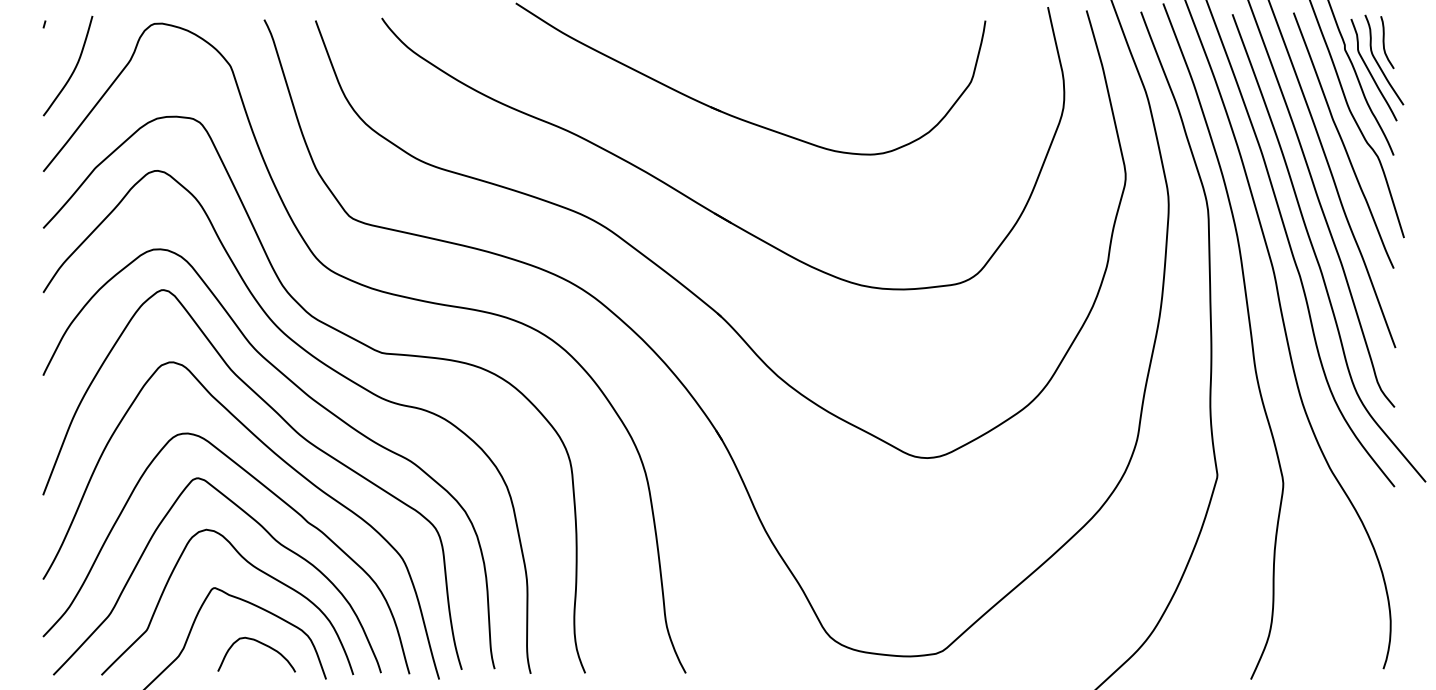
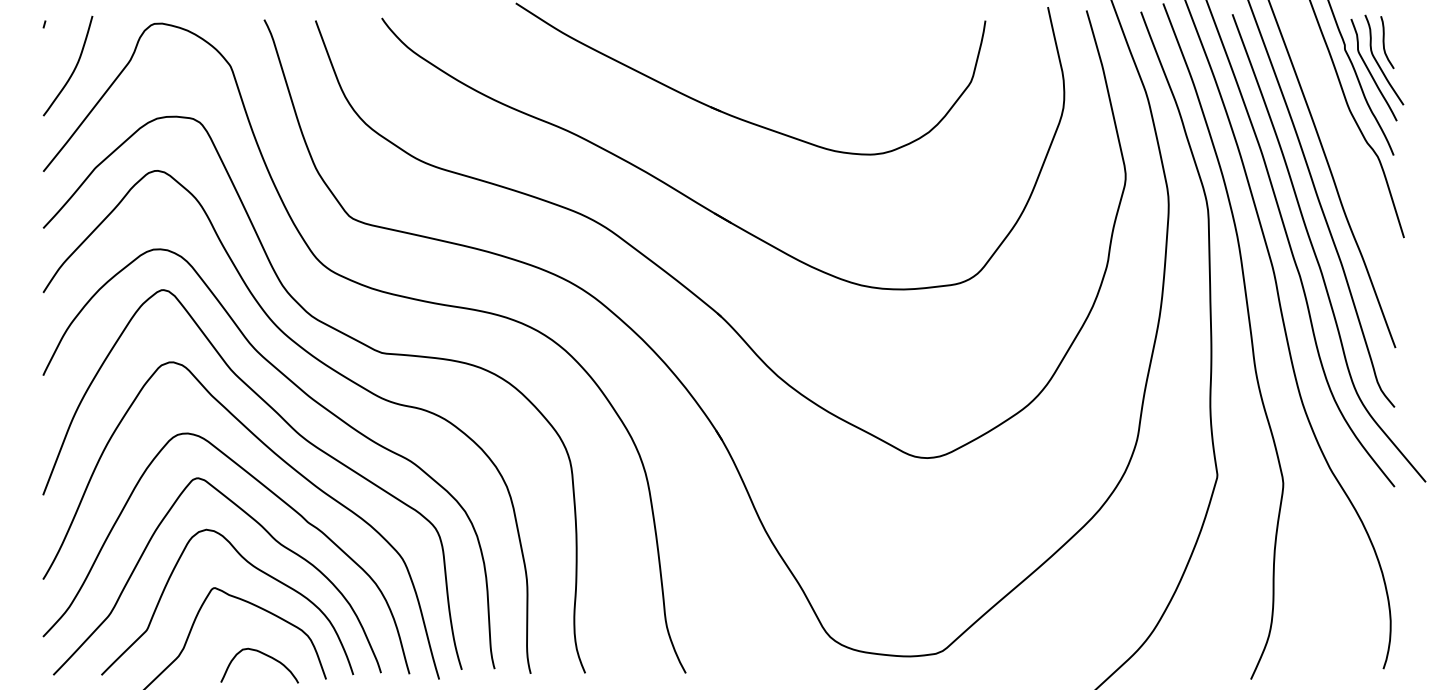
curve: present -> none (1342, 140)
curve position: (261, 644) -> (264, 655) (264, 655)
